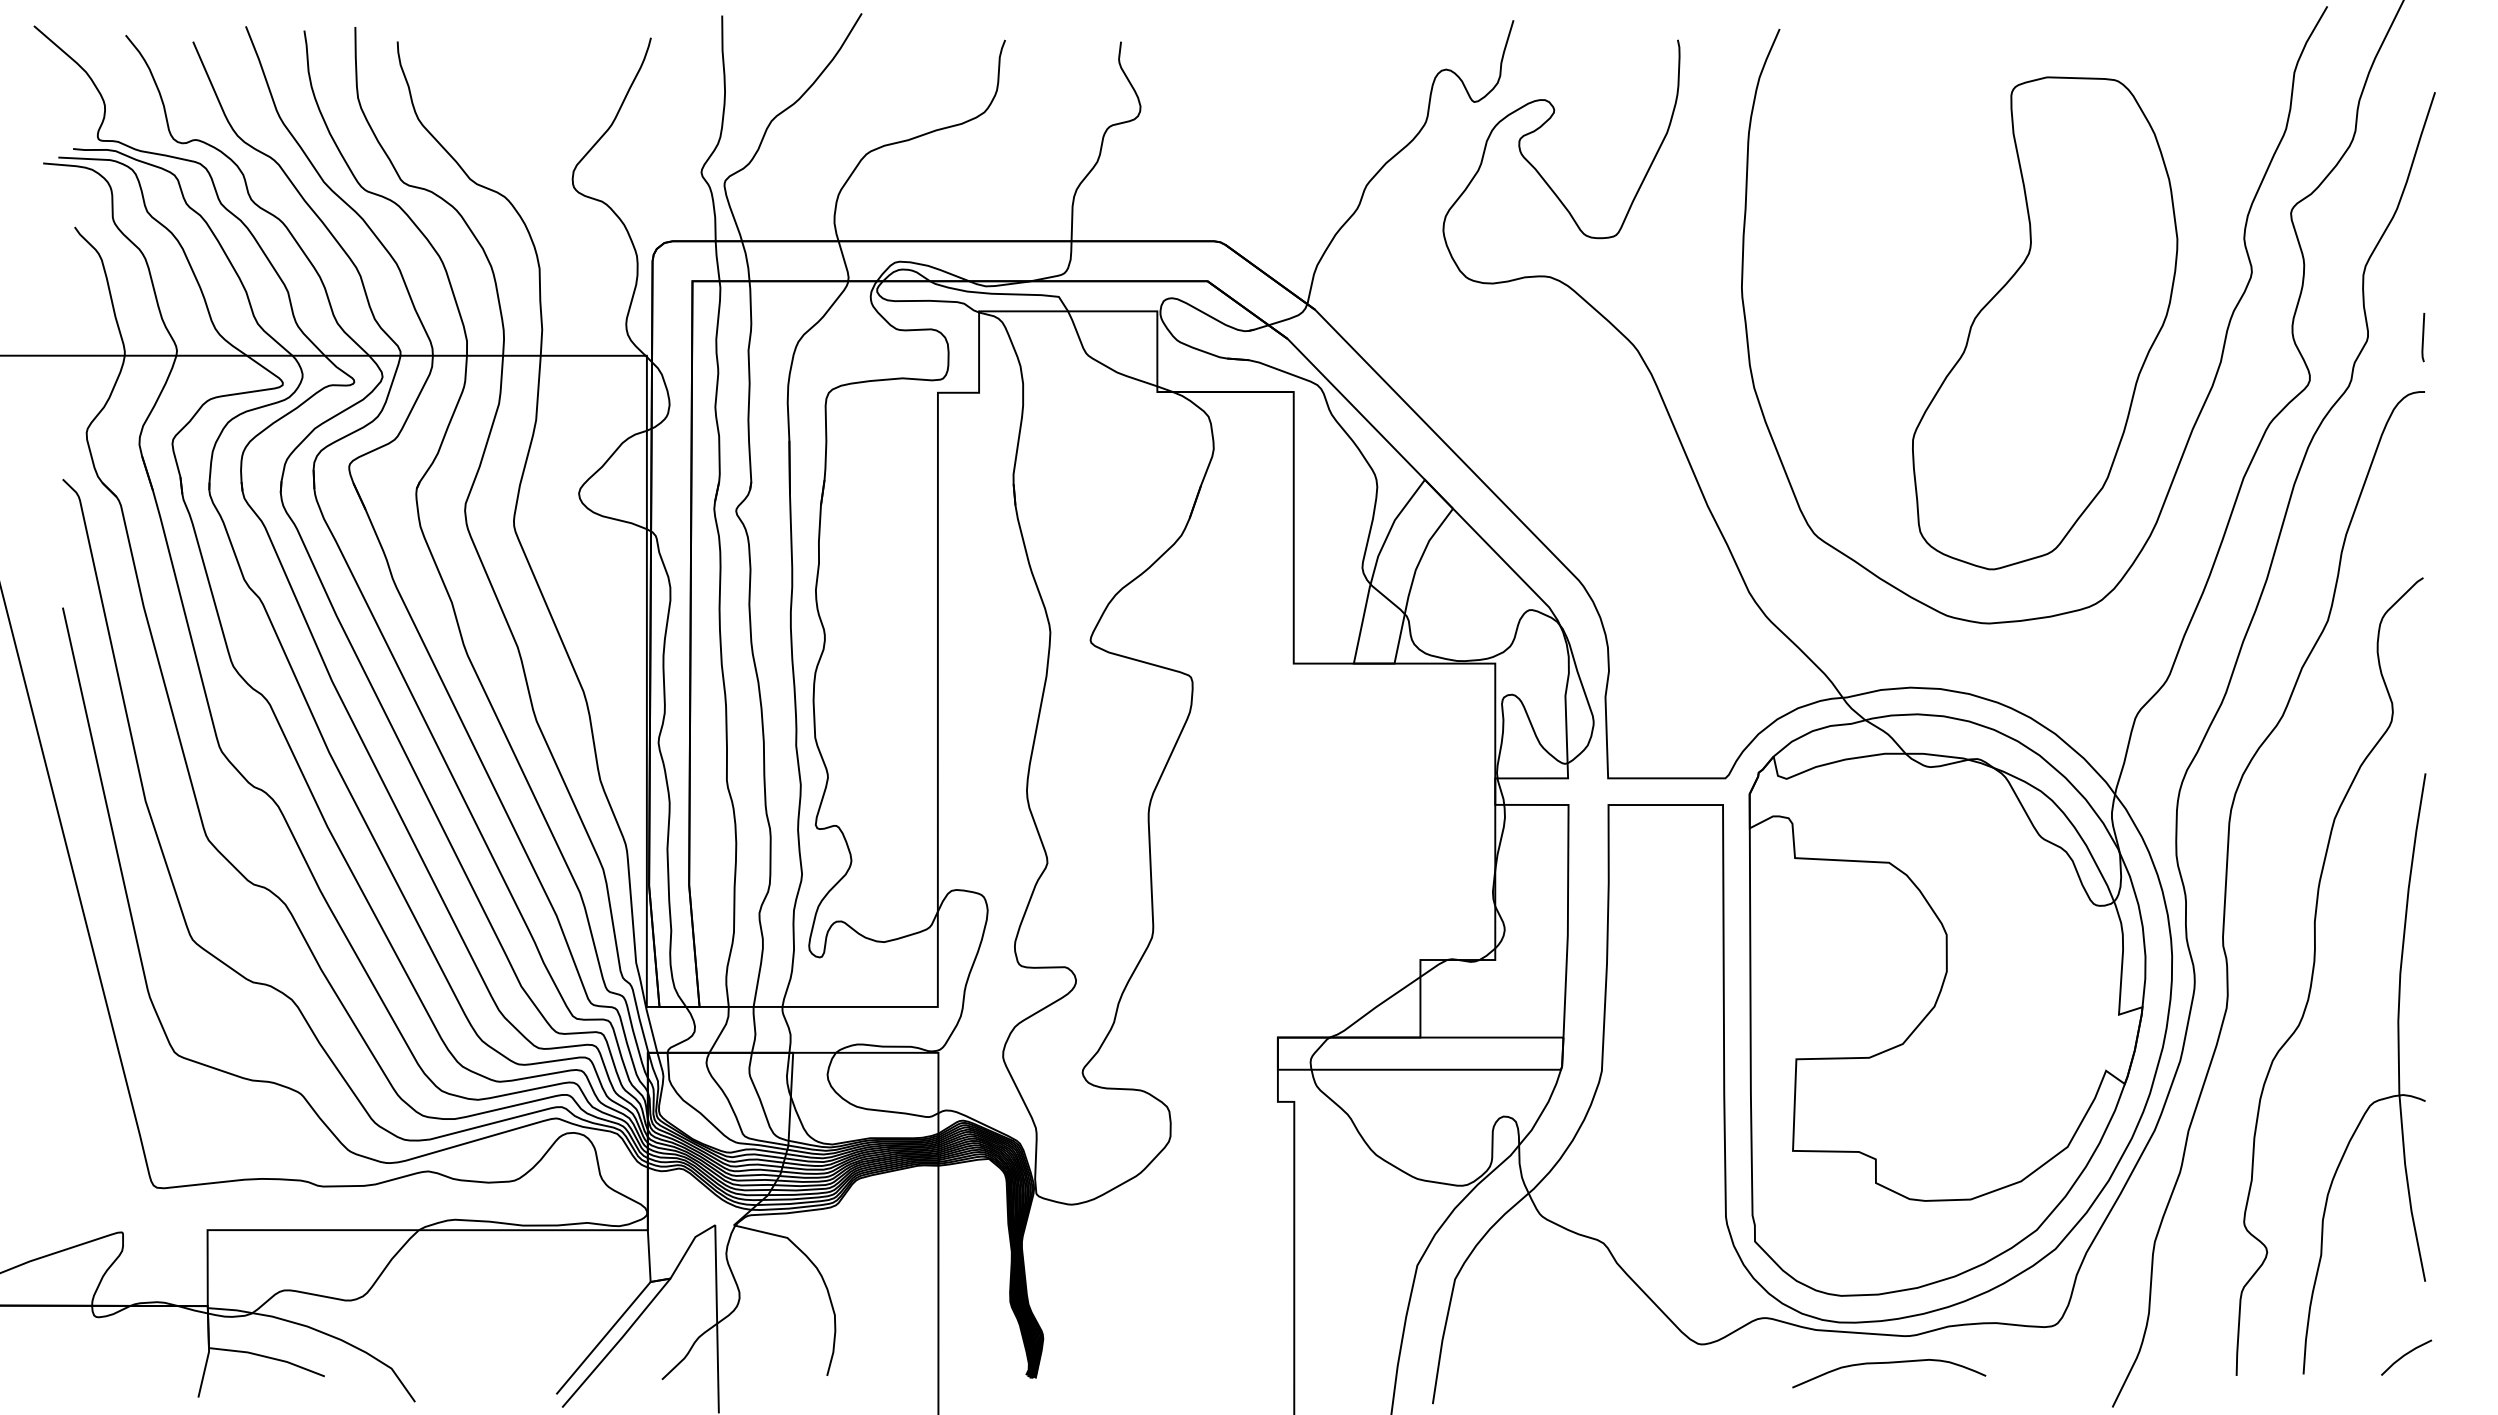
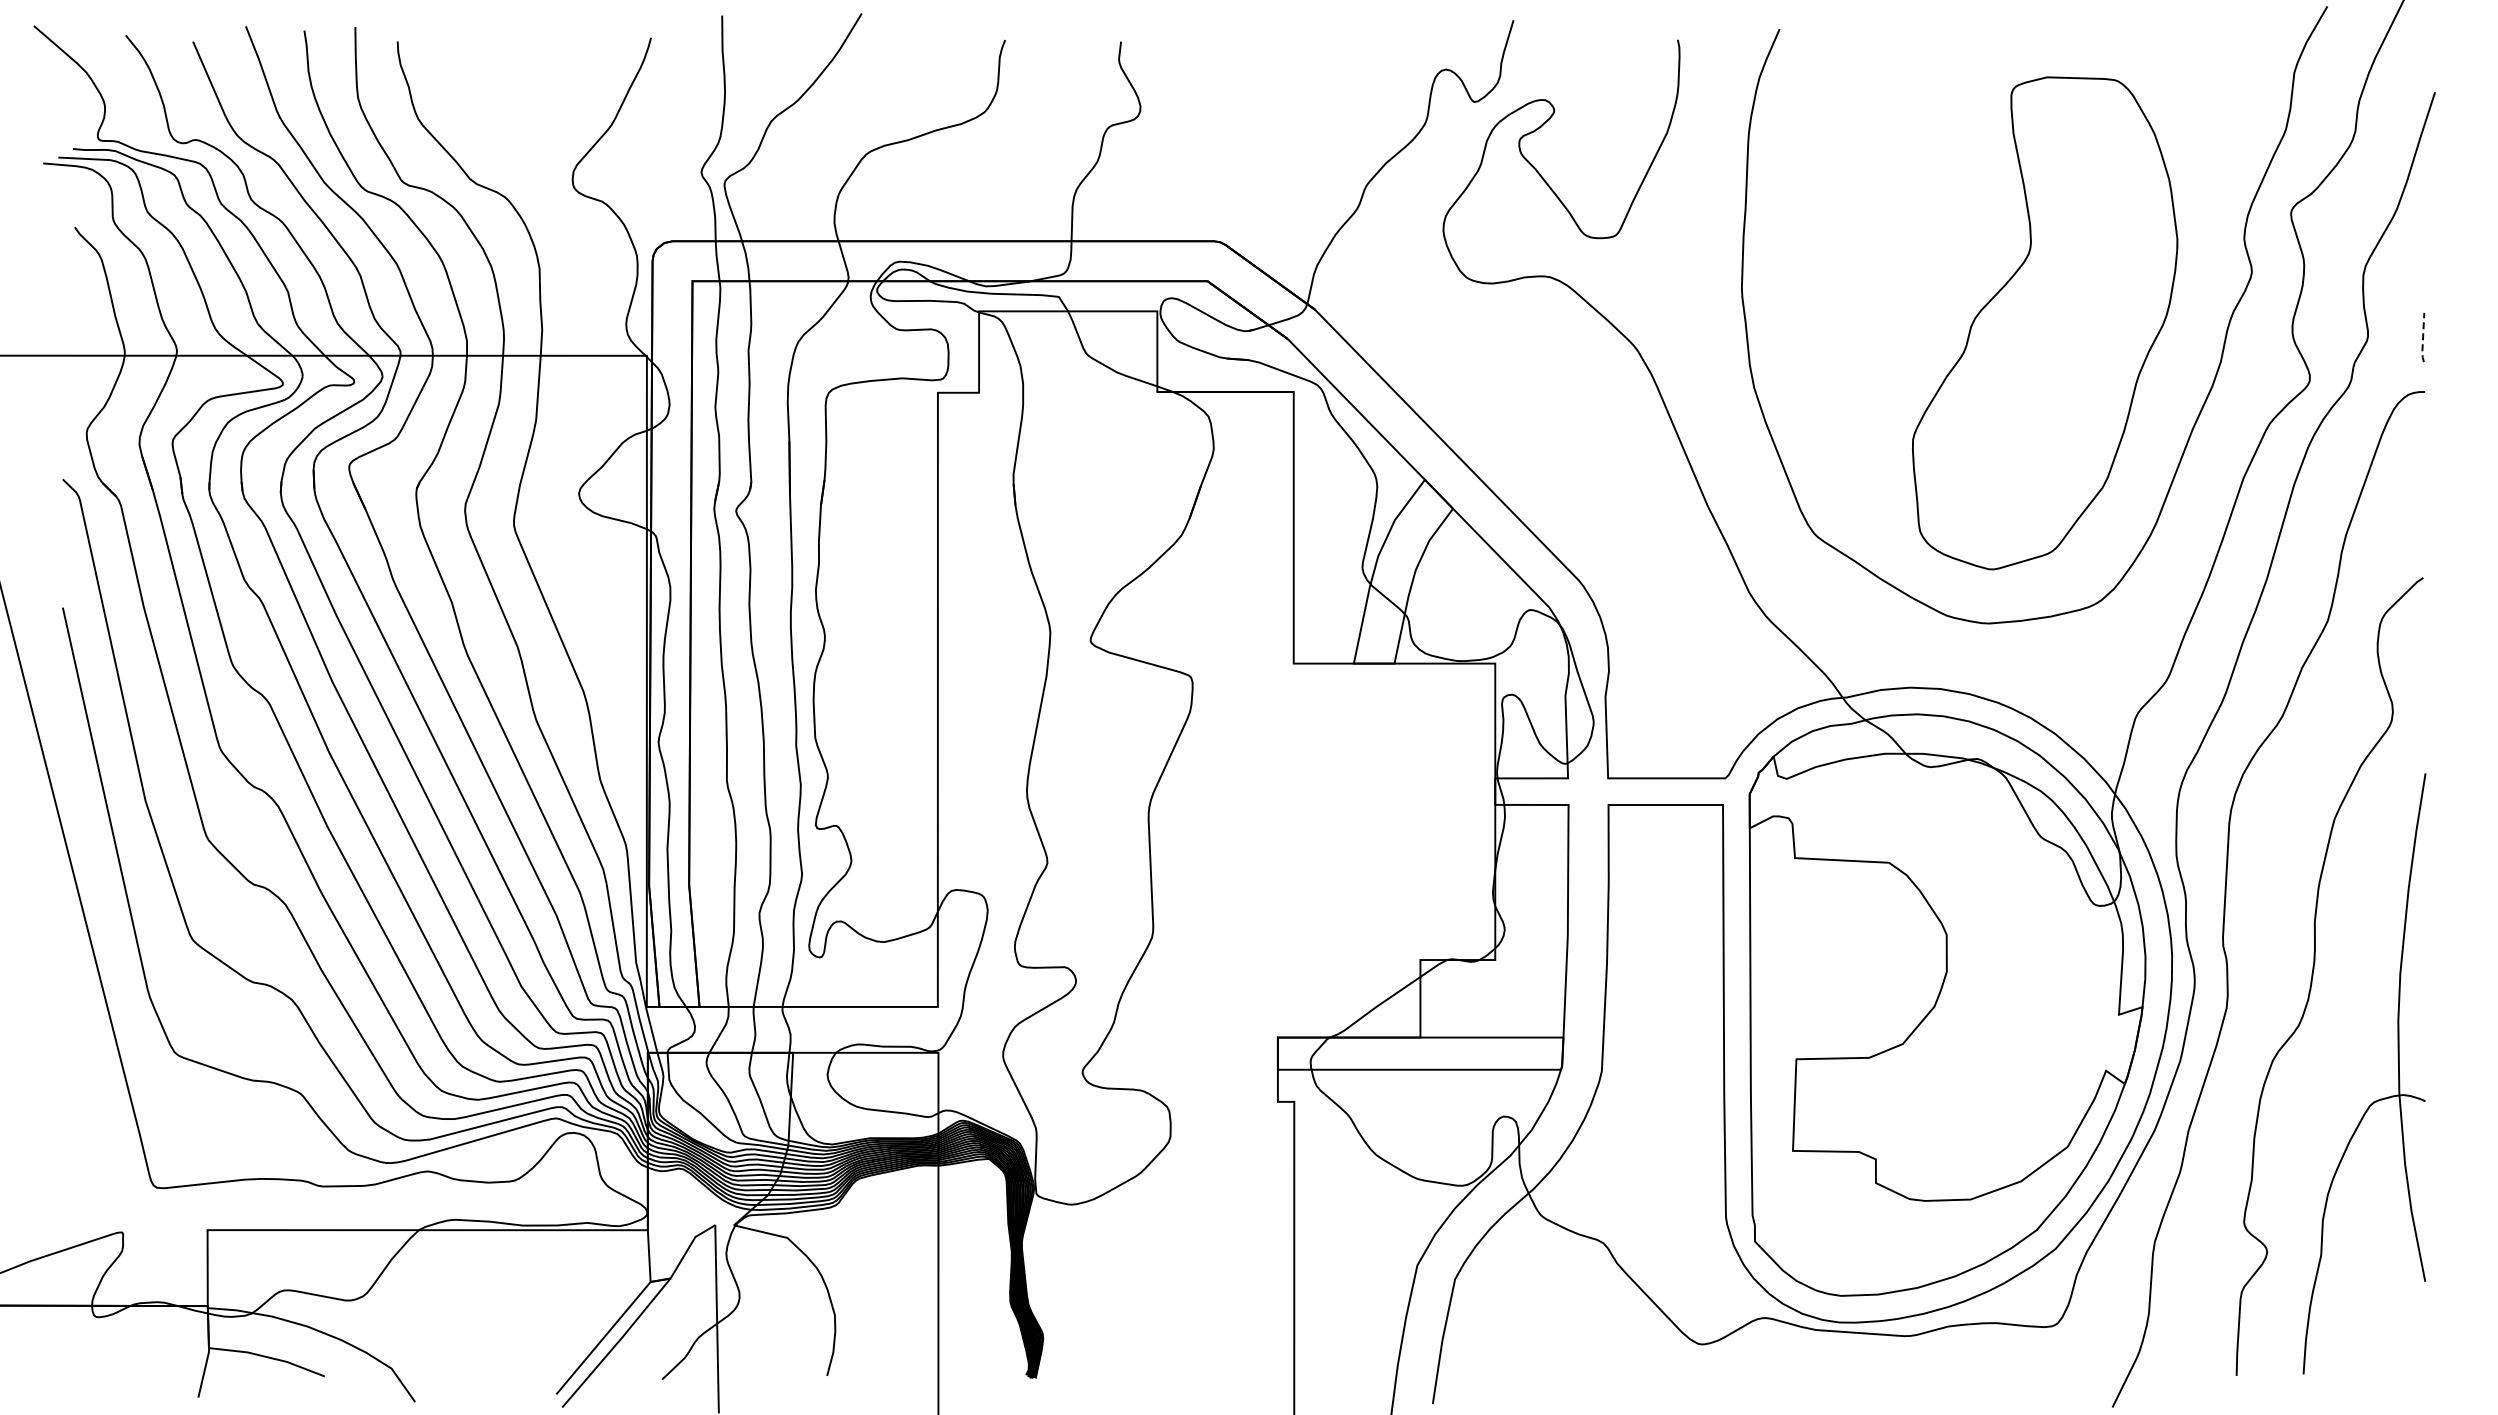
line: solid -> dashed (2423, 338)
line: present -> none (2406, 1355)
curve: present -> none (1889, 1363)
